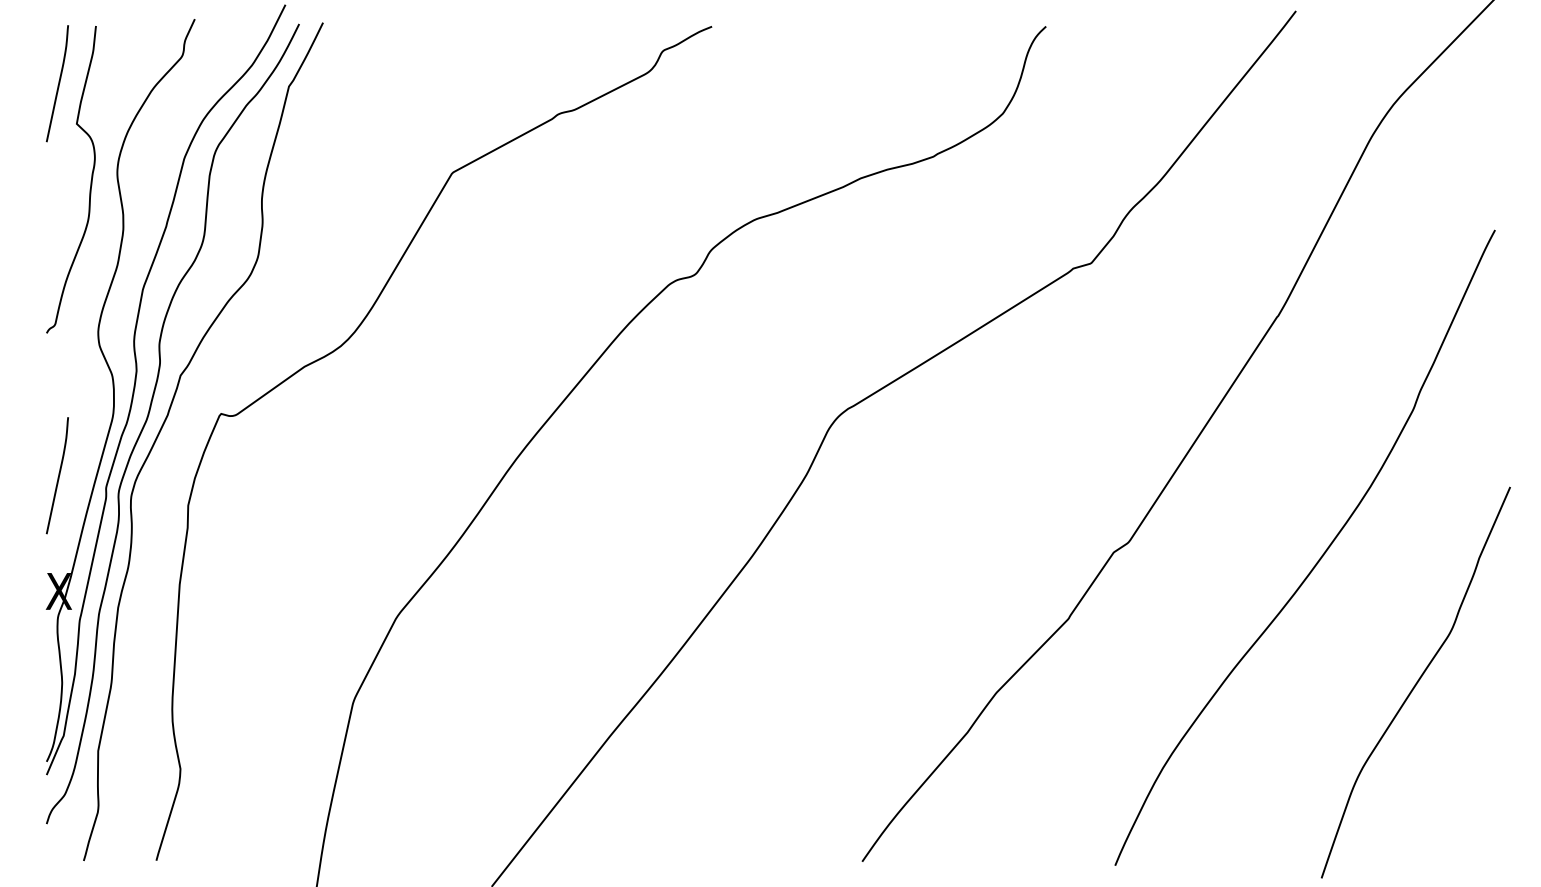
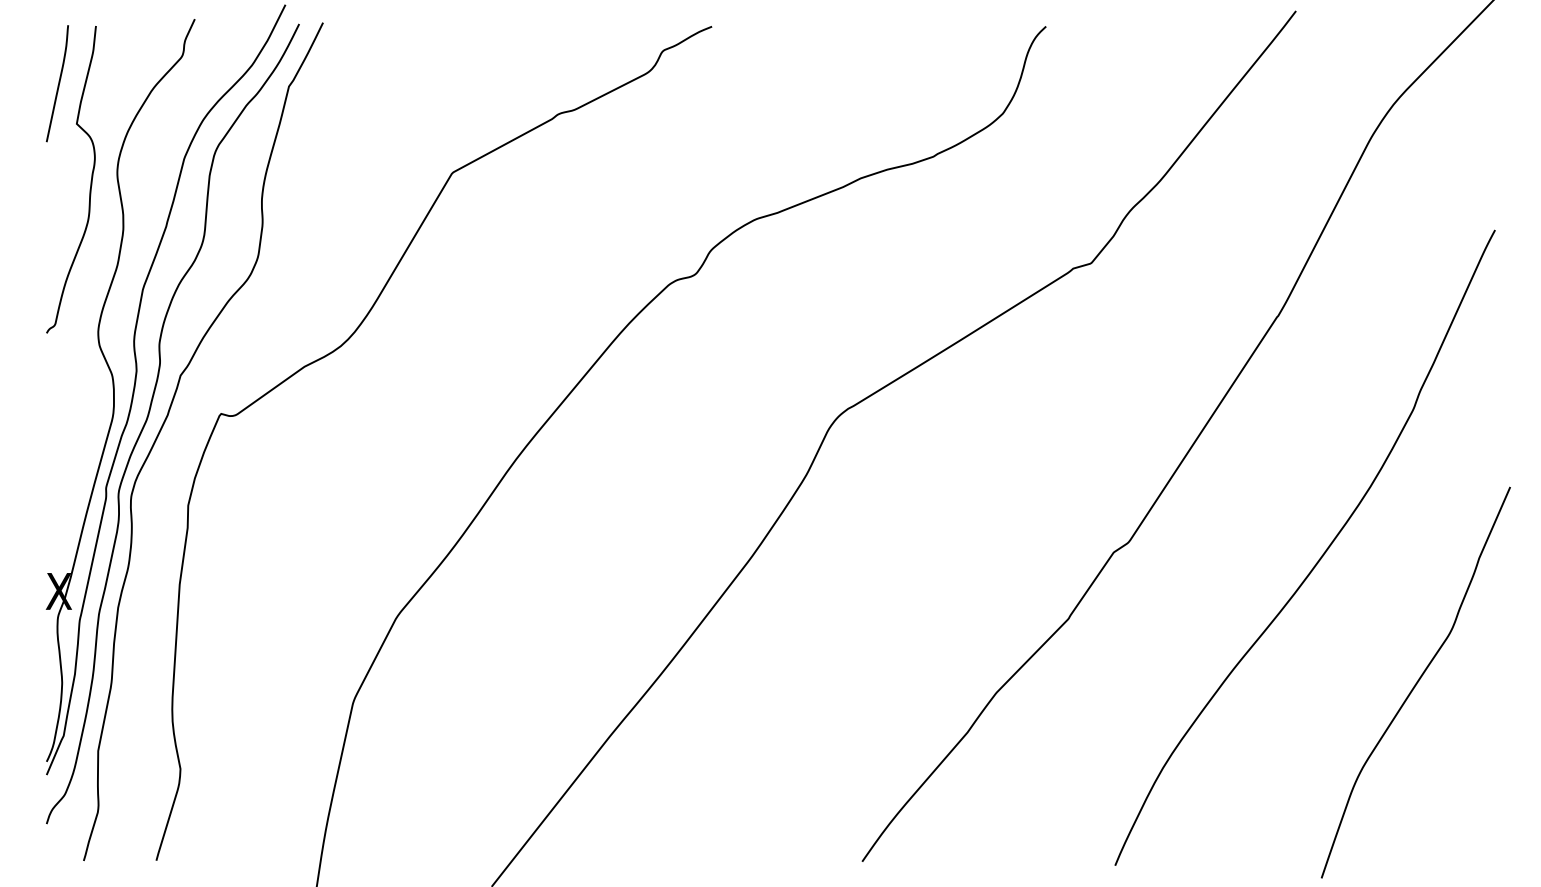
curve: present -> none (58, 475)
